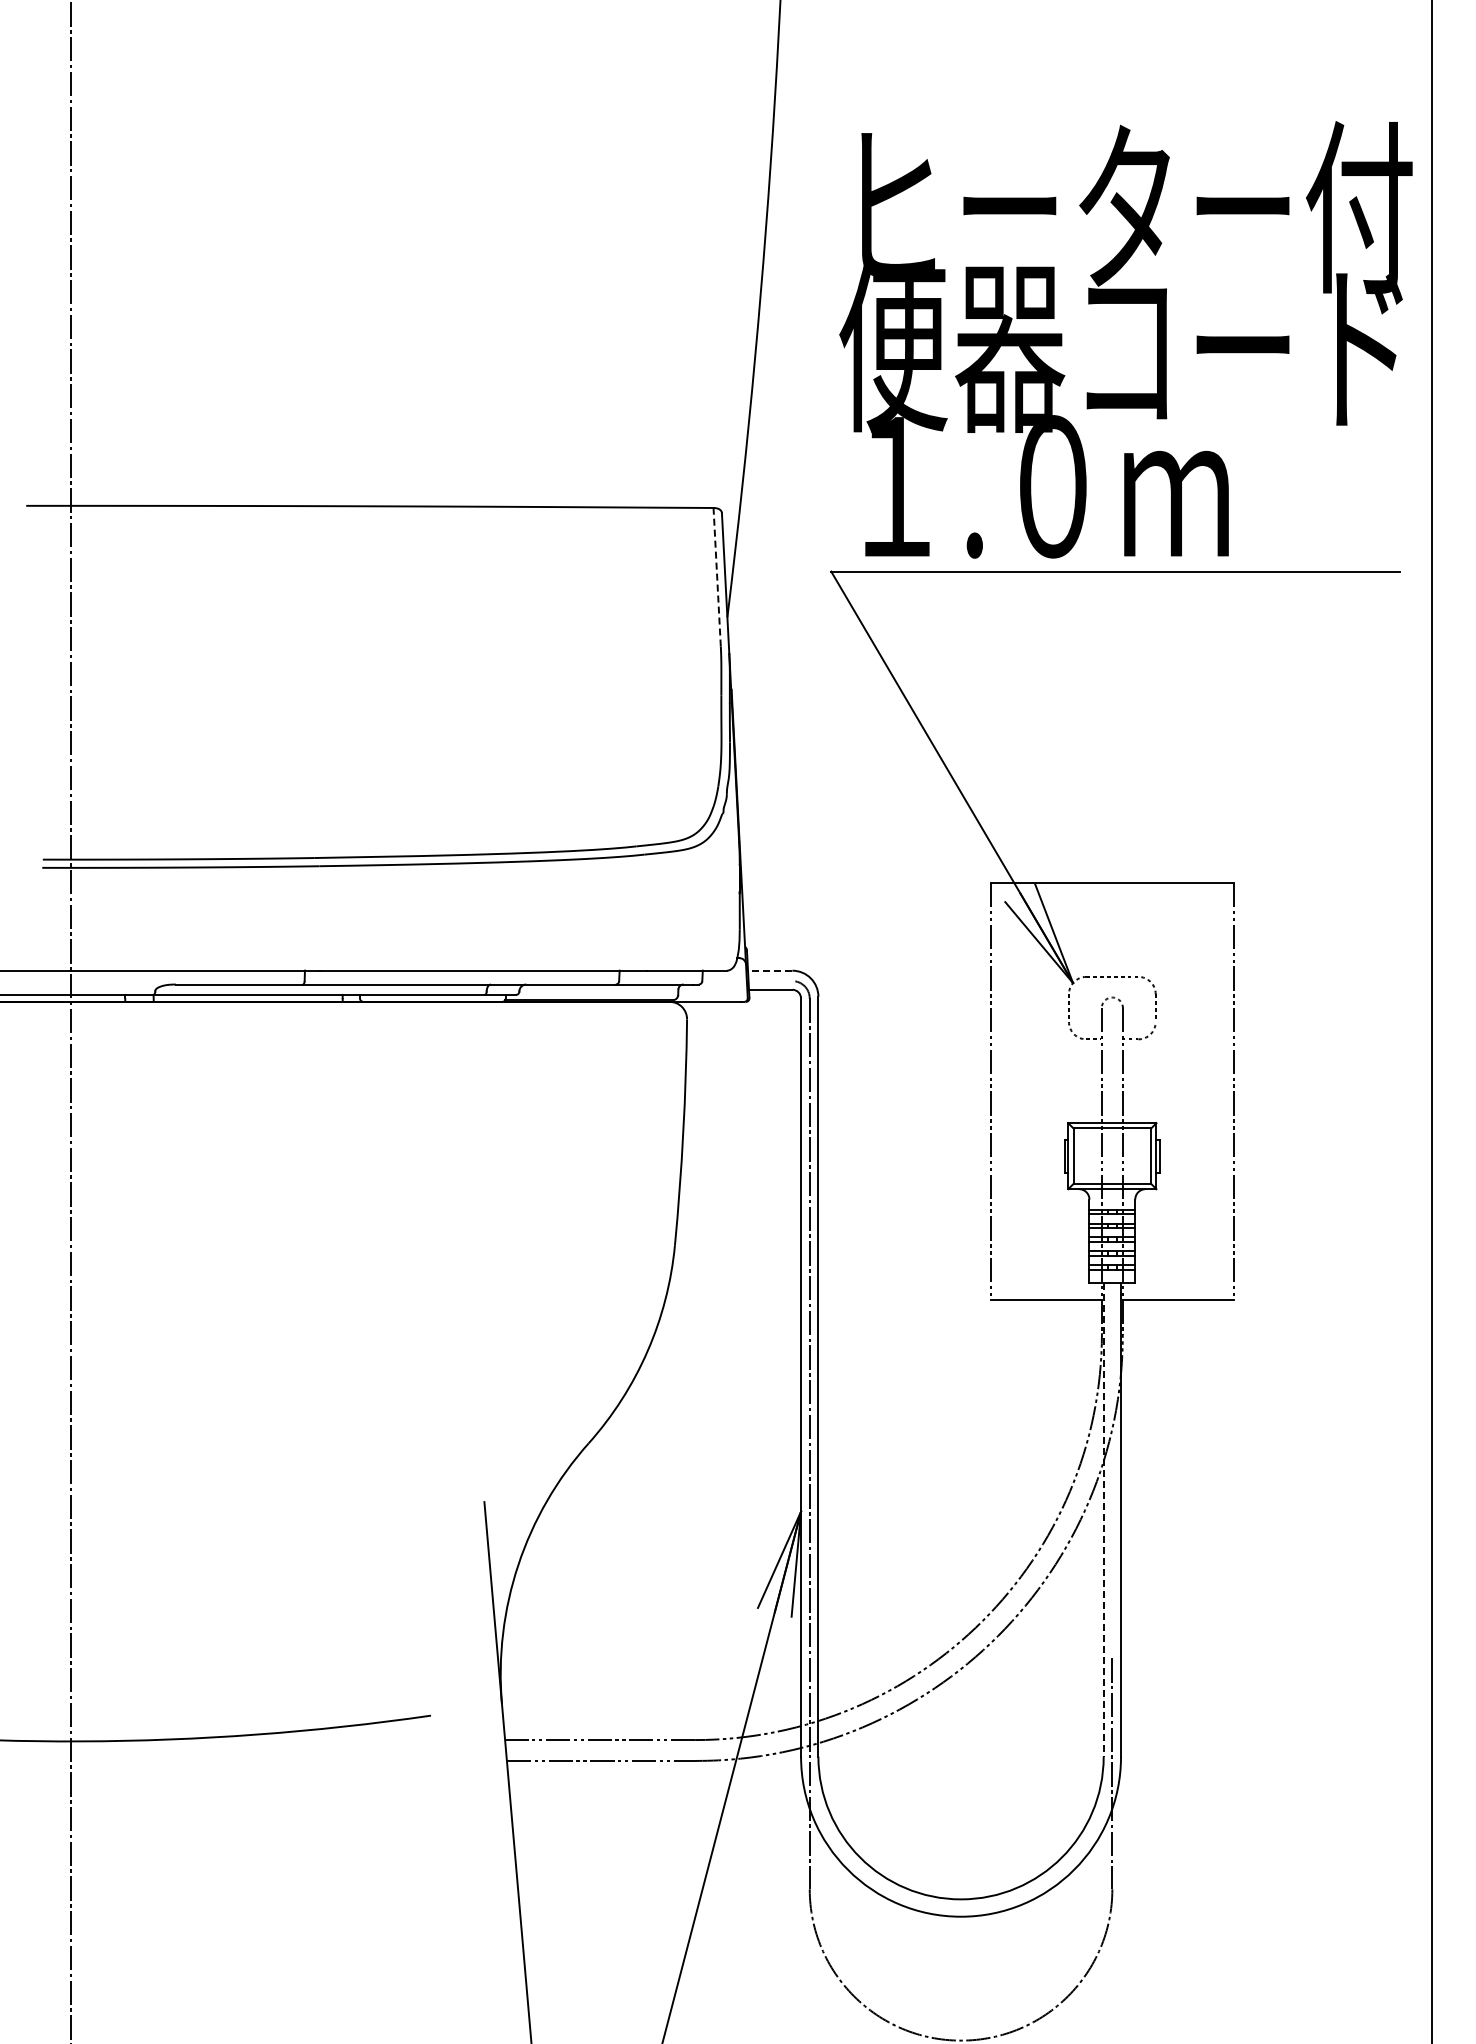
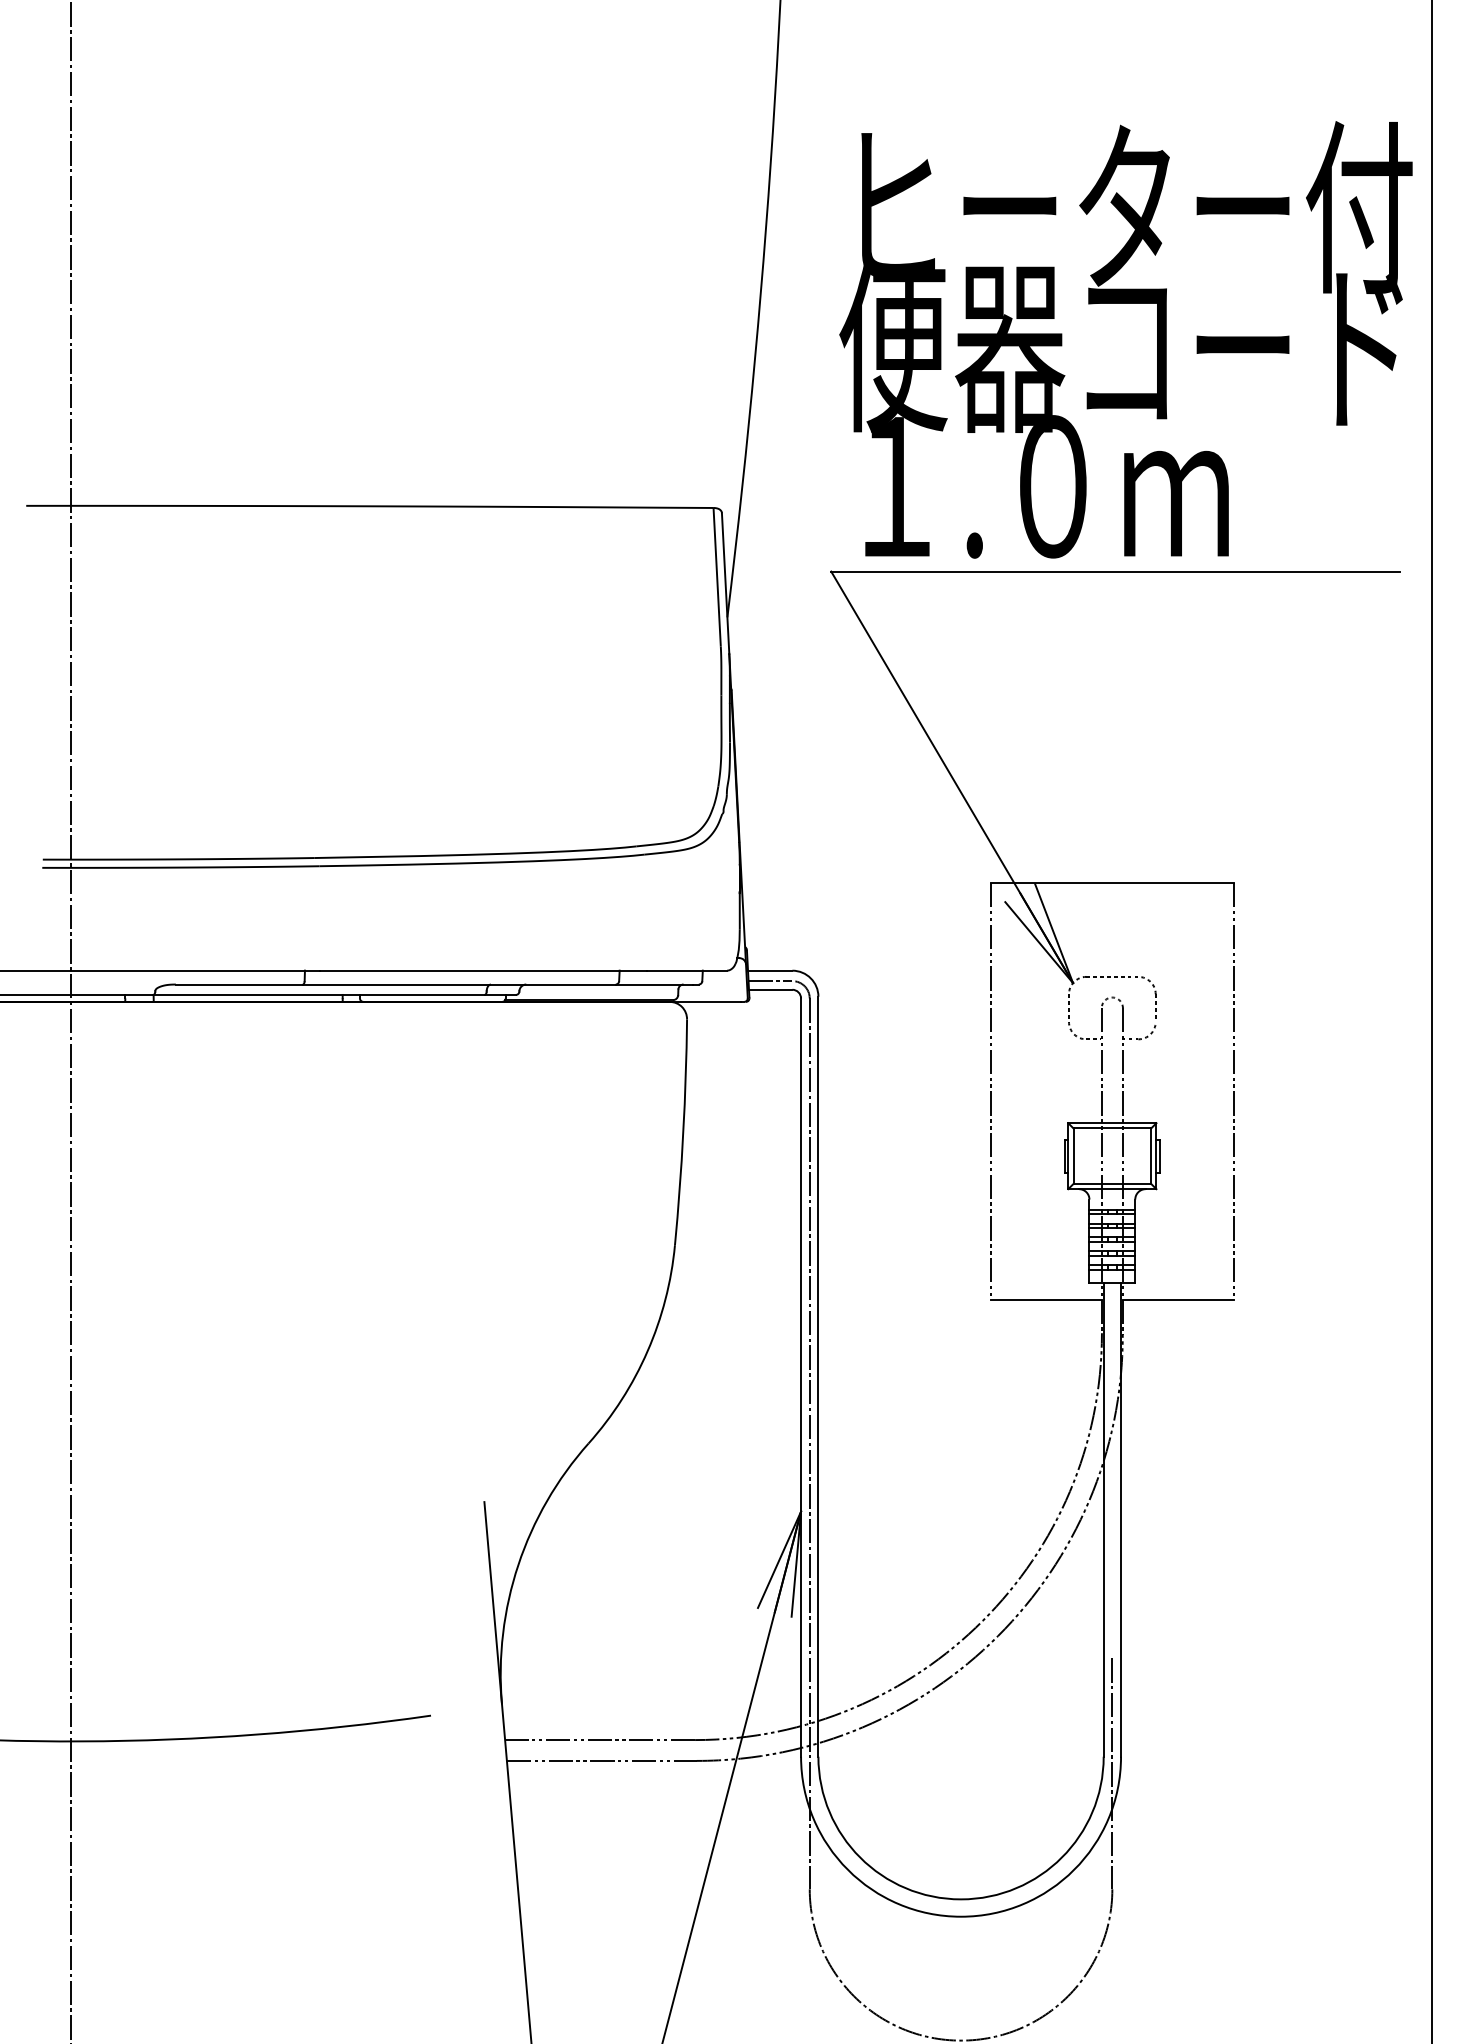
line: dashed -> solid (717, 578)
line: dashed -> solid (769, 970)
line: none -> present (770, 981)
line: dashed -> solid (1103, 1519)
